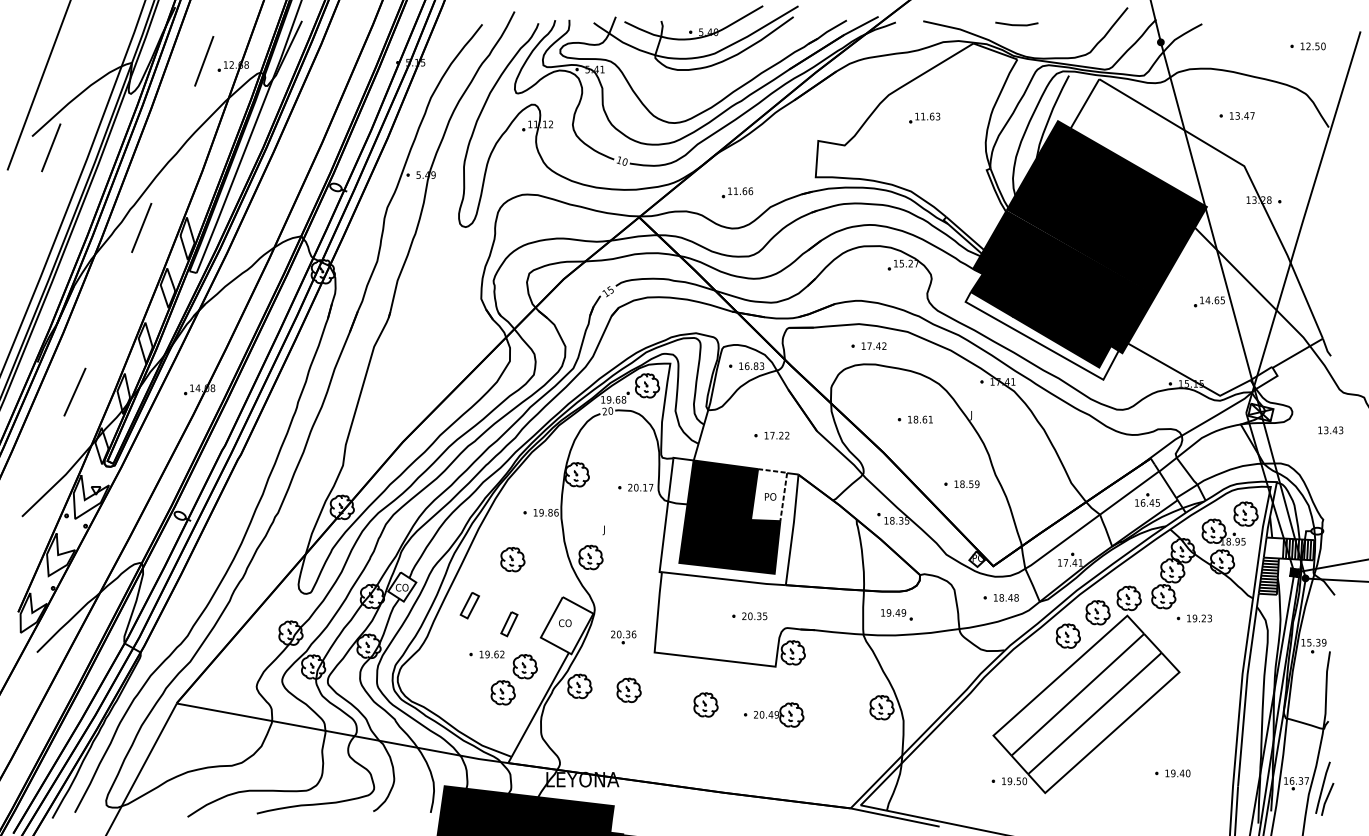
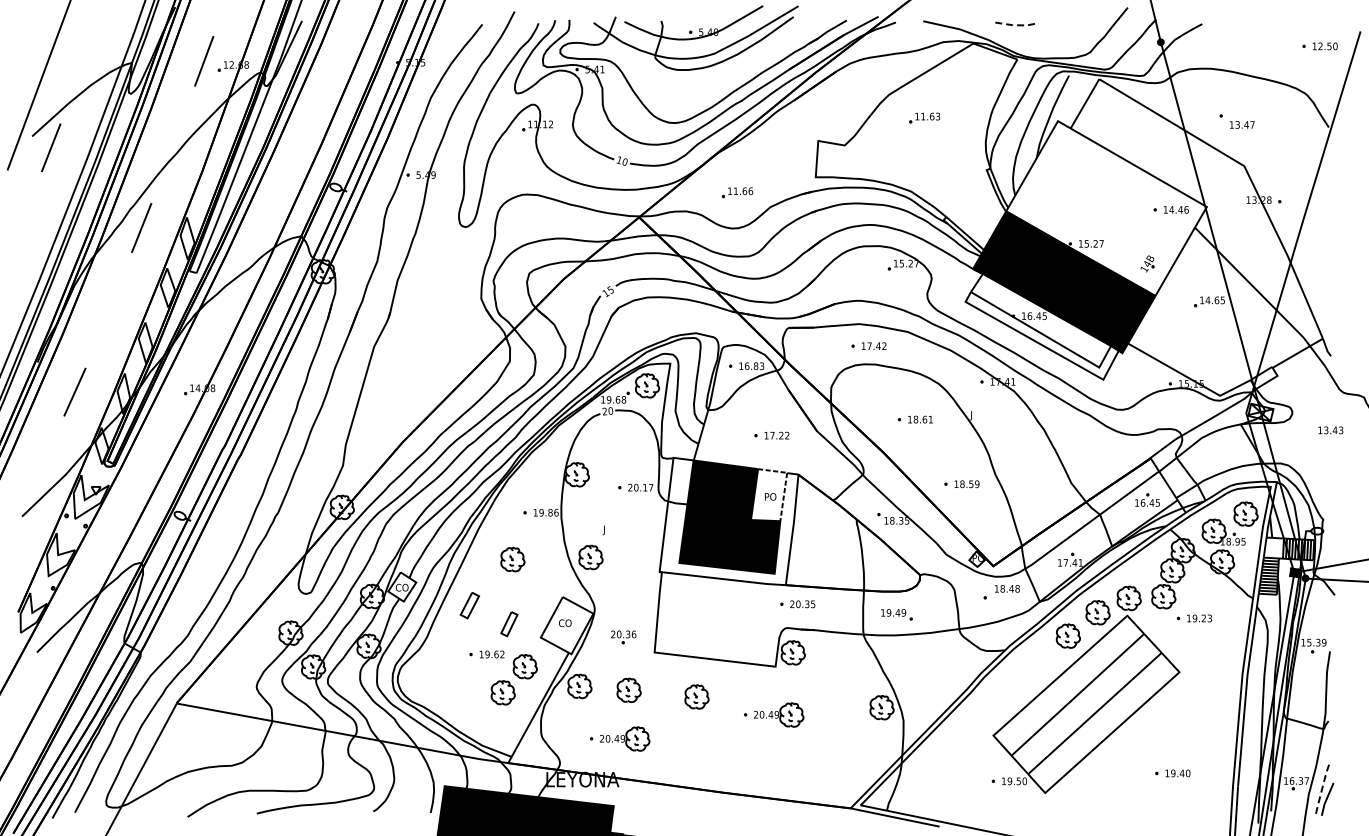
line: solid -> dashed (1017, 25)
part position: (1307, 46) -> (1319, 46) (1319, 46)
text position: (1242, 115) -> (1242, 124) (1242, 124)
fill: present -> none (1106, 208)
fill: present -> none (1040, 320)
text position: (1006, 597) -> (1007, 588) (1007, 588)
part position: (749, 616) -> (797, 604) (797, 604)
part position: (705, 704) -> (696, 696) (696, 696)
part: none -> present (620, 738)
line: solid -> dashed (1322, 787)
